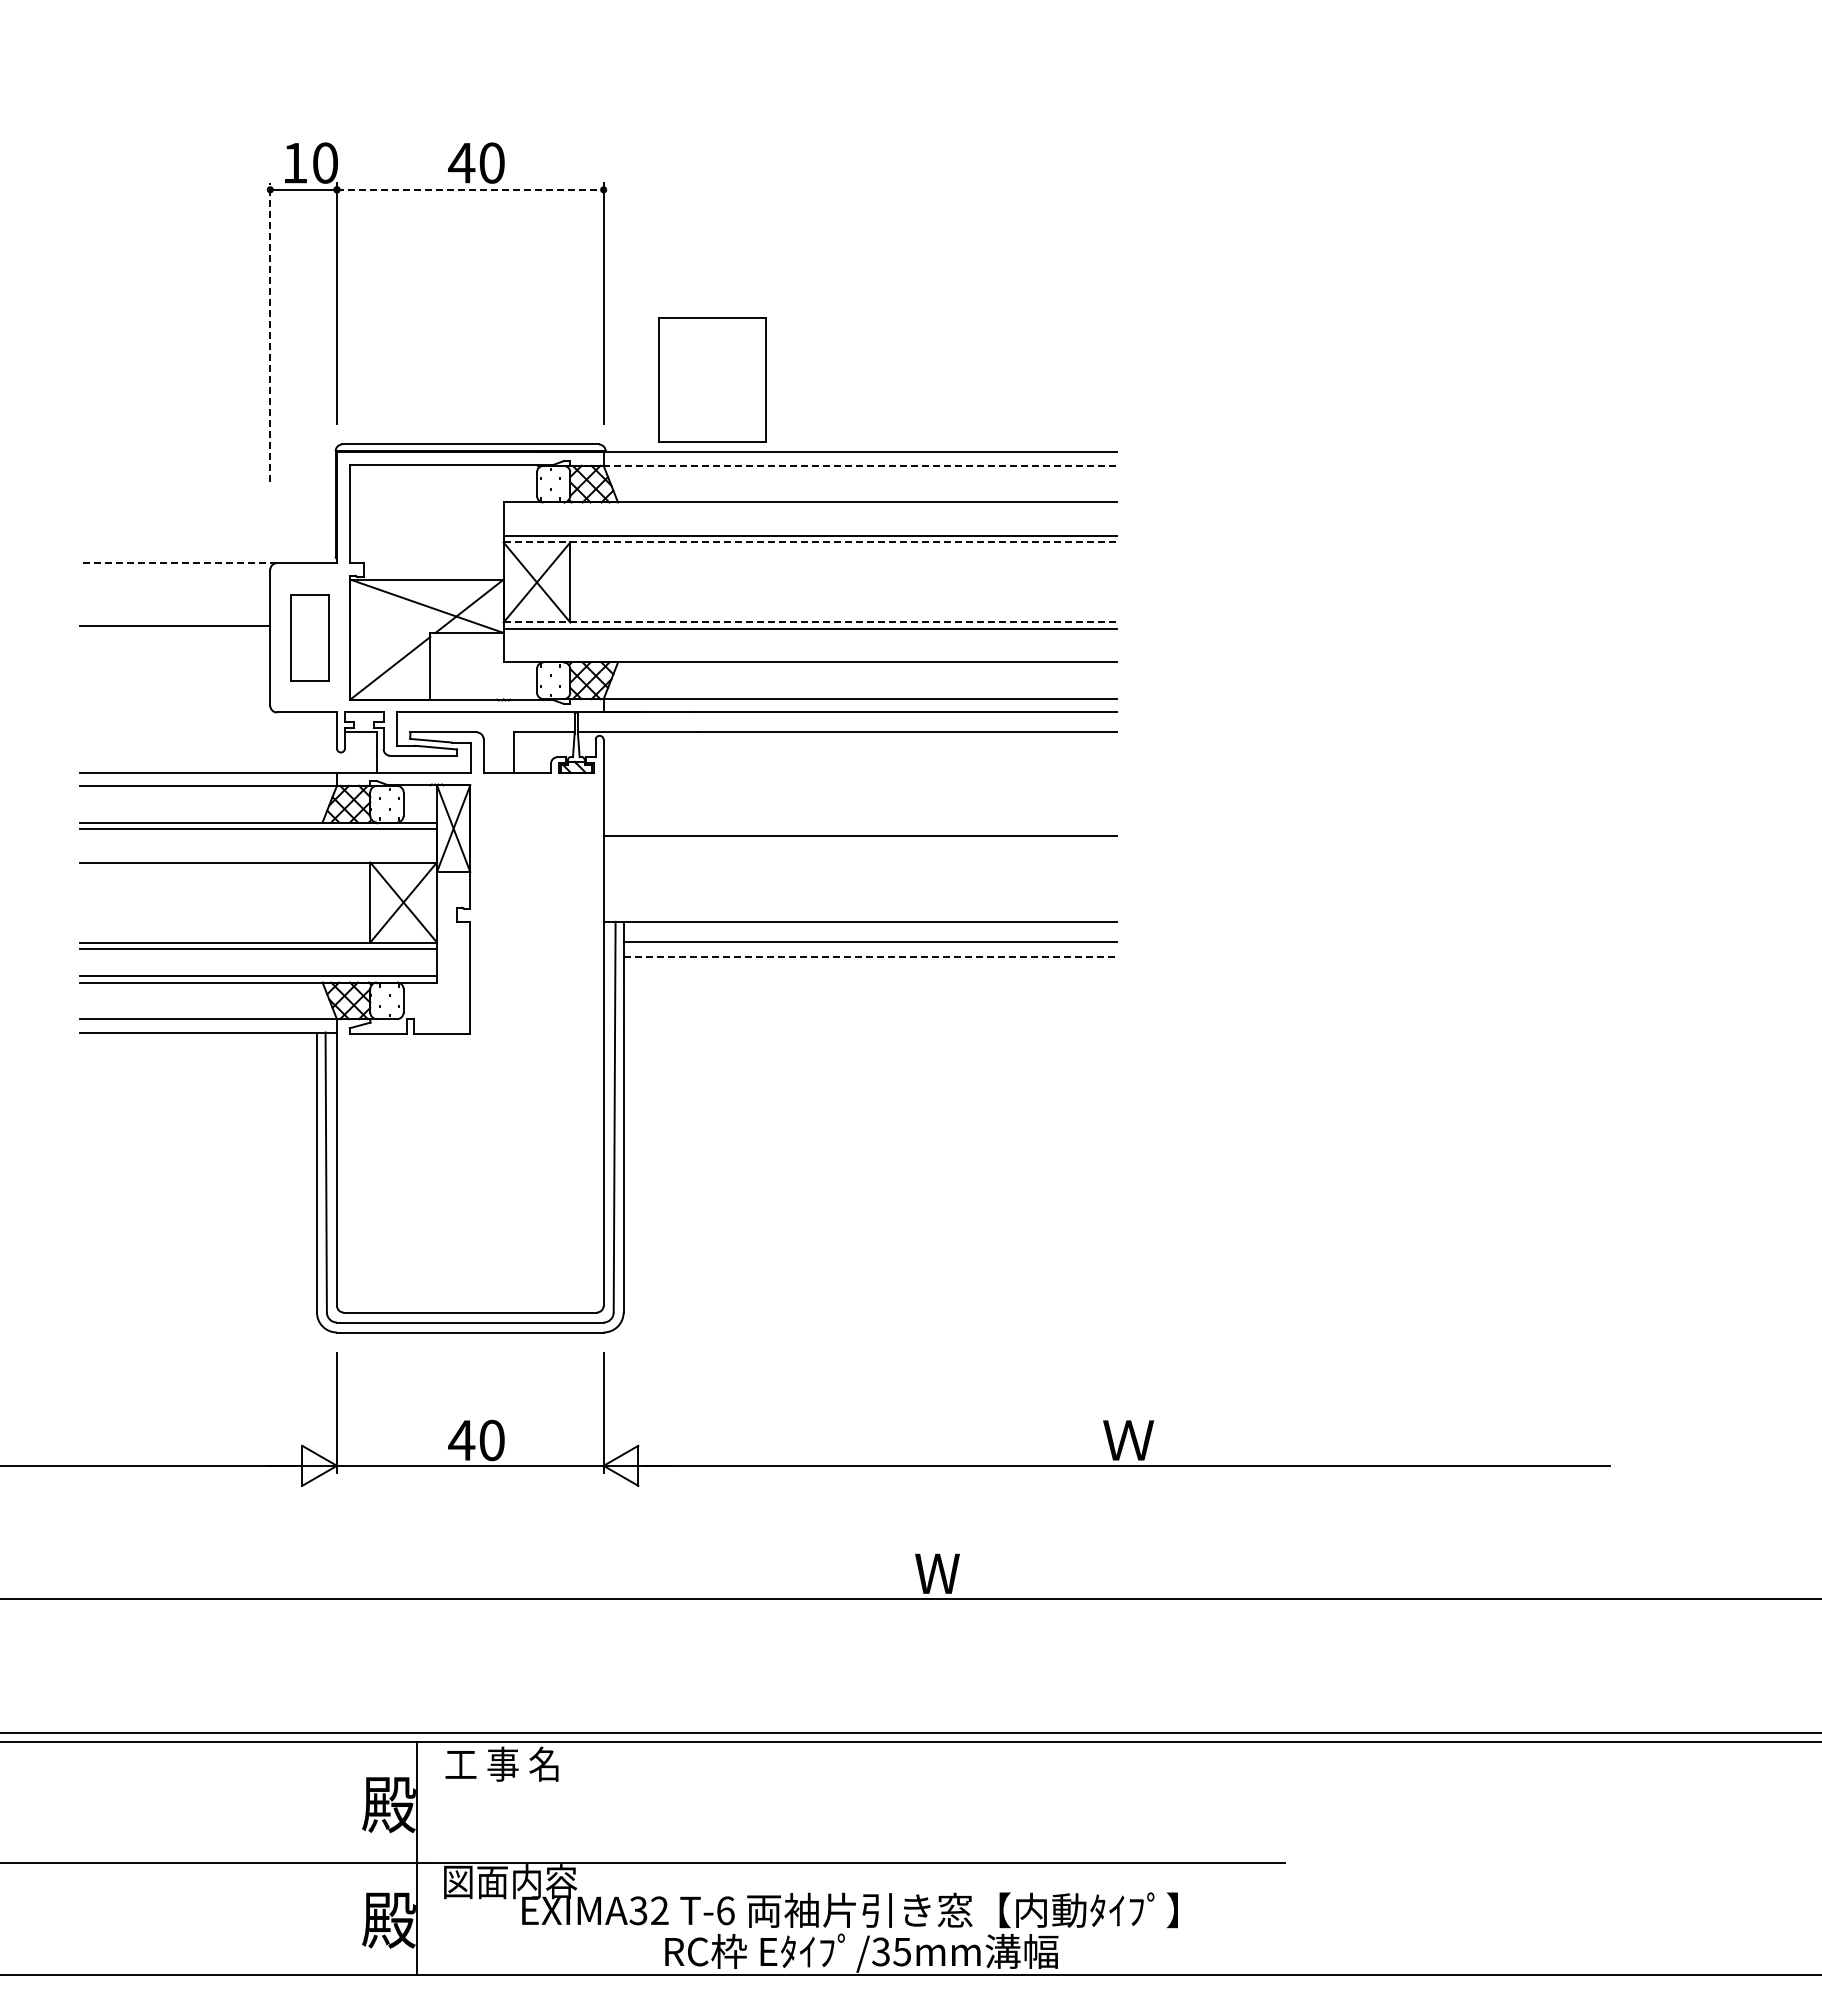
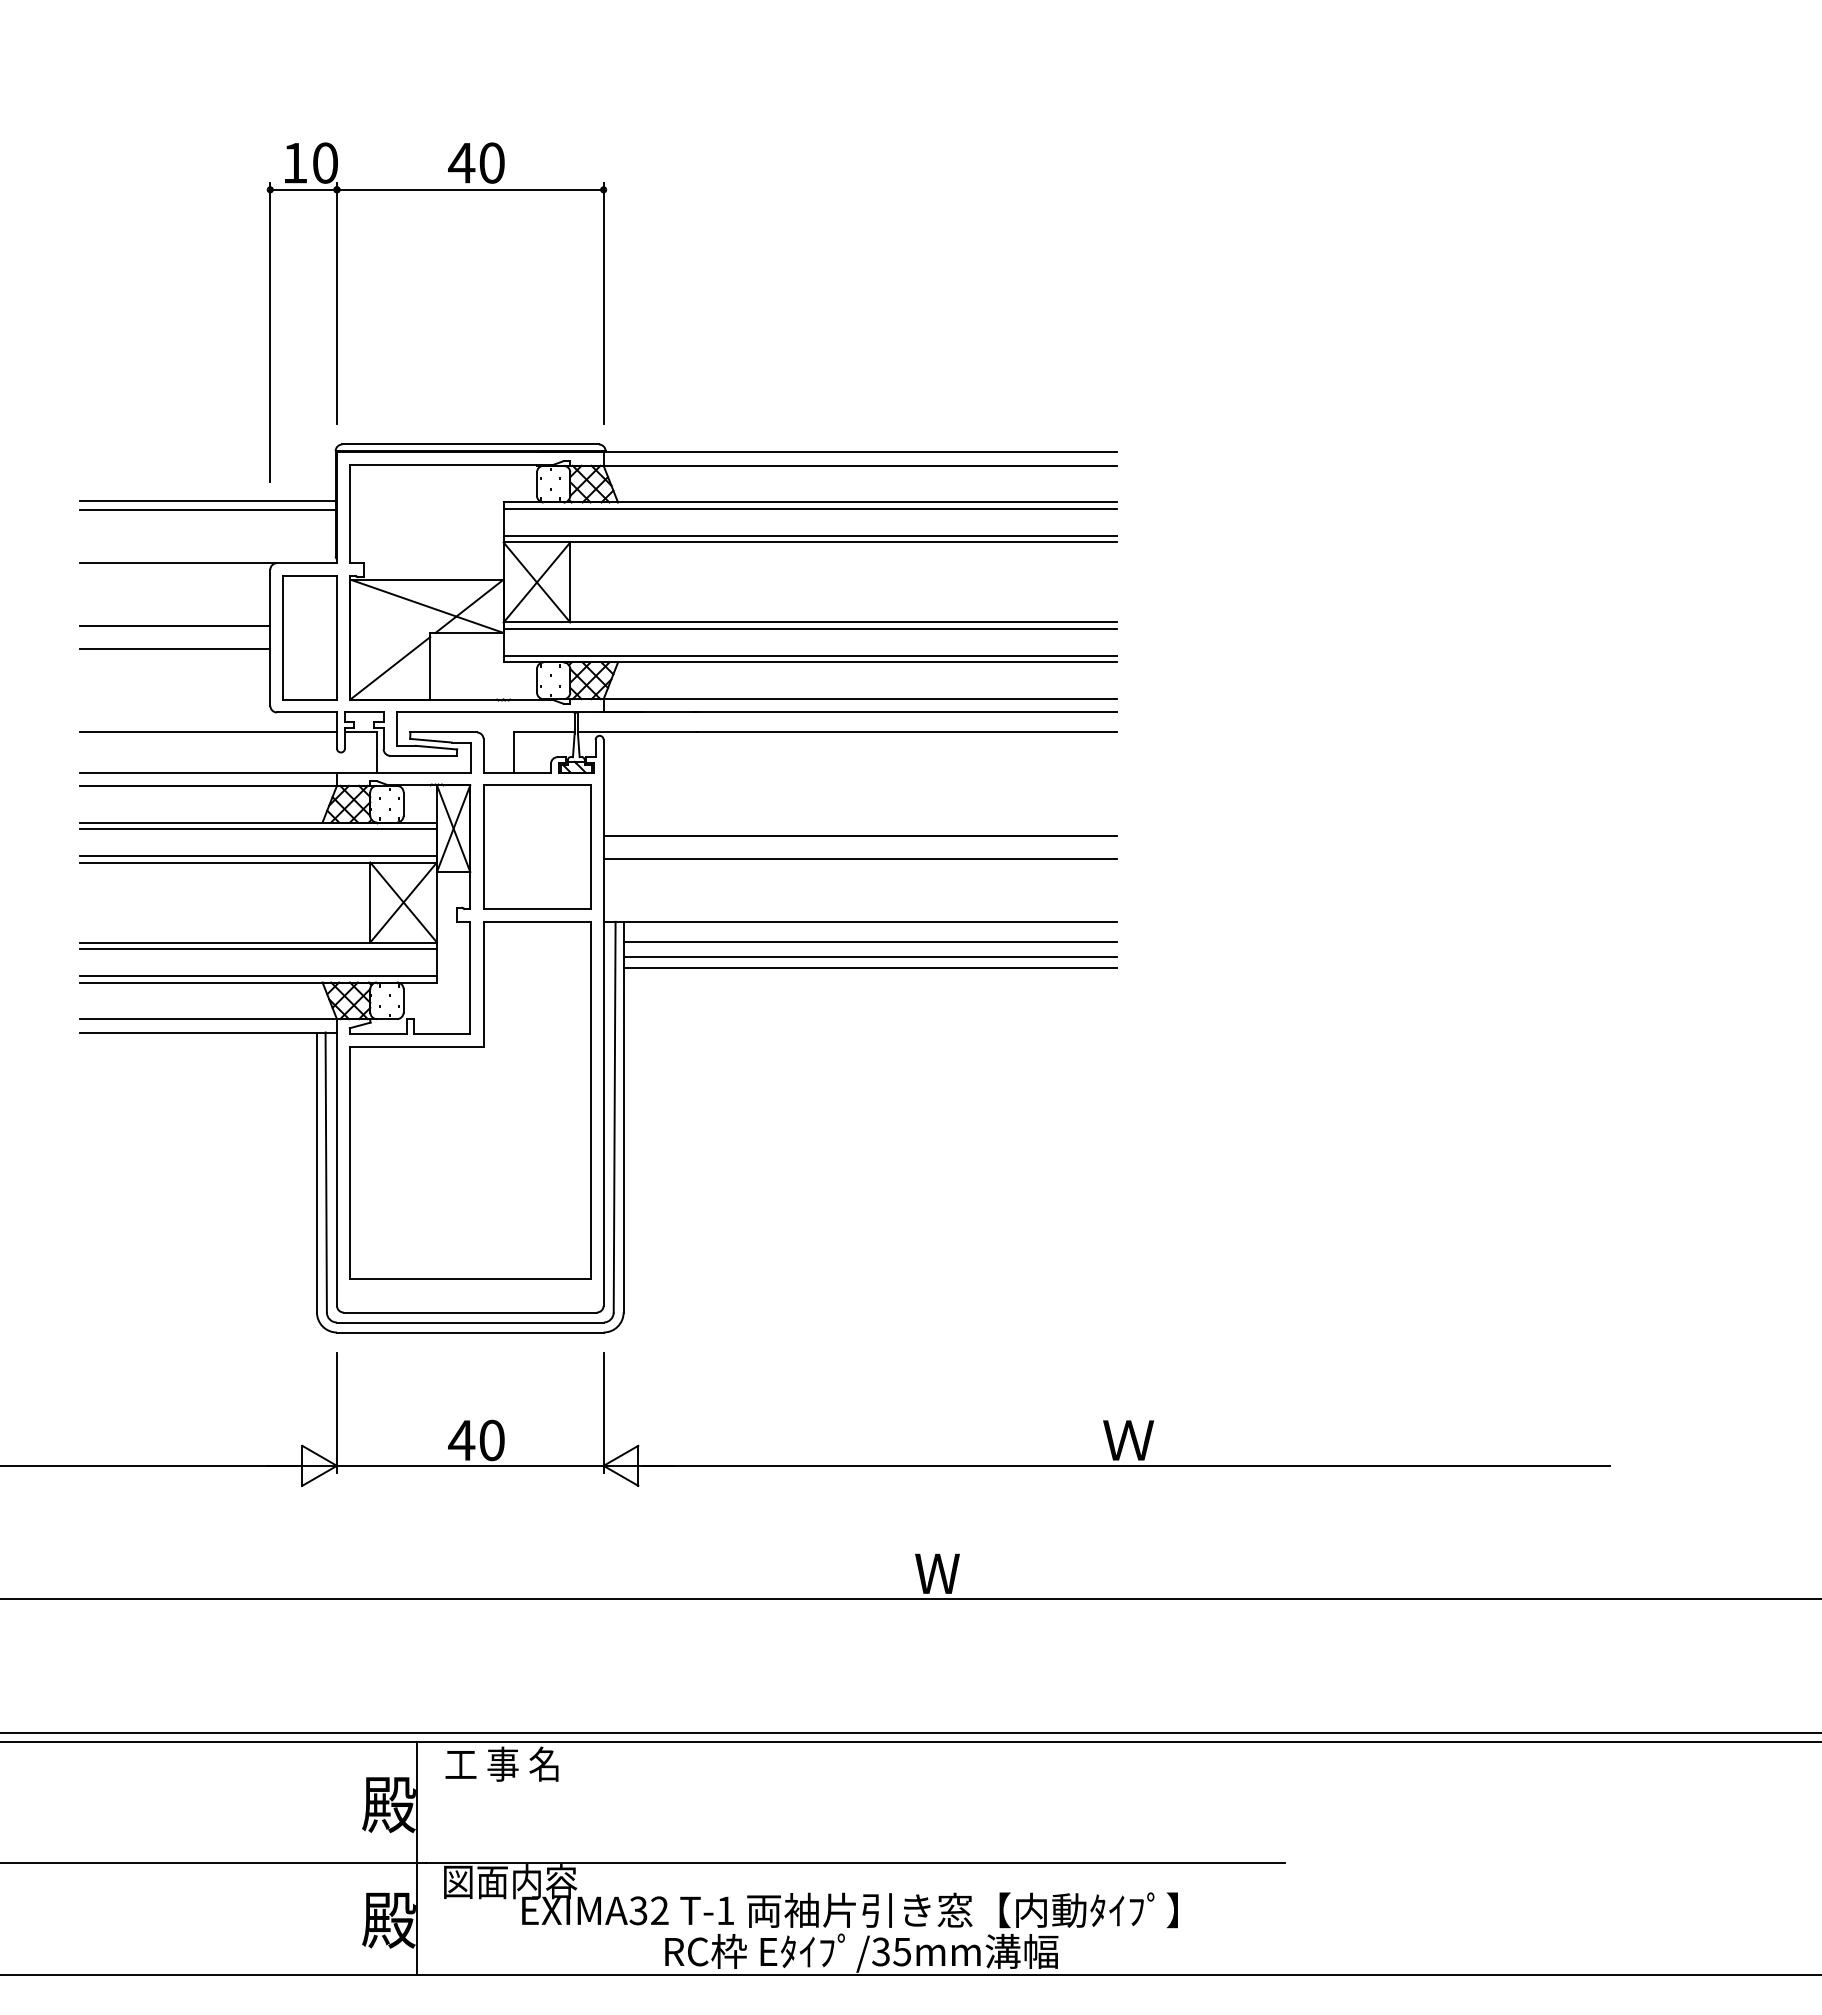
line: dashed -> solid (470, 189)
line: dashed -> solid (270, 332)
part position: (712, 379) -> (537, 846) (537, 846)
line: dashed -> solid (827, 465)
line: none -> present (207, 501)
line: none -> present (809, 509)
line: none -> present (207, 510)
line: dashed -> solid (810, 542)
line: dashed -> solid (178, 563)
line: dashed -> solid (810, 622)
part size: 40x88 px -> 56x126 px (309, 637)
line: none -> present (175, 649)
line: none -> present (809, 655)
line: none -> present (208, 732)
line: none -> present (258, 855)
line: none -> present (859, 858)
line: dashed -> solid (870, 956)
line: none -> present (869, 967)
part: none -> present (470, 1100)
text: T-6 -> T-1 (725, 1910)
